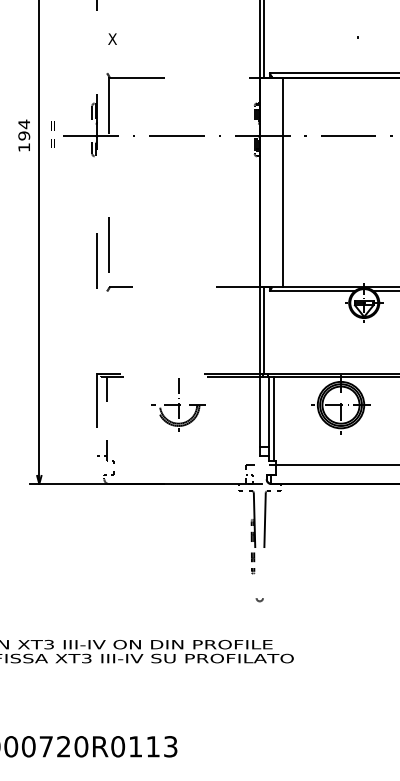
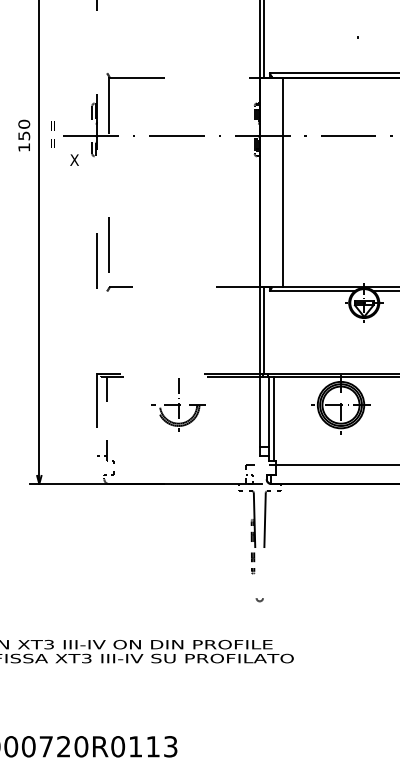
text position: (112, 38) -> (74, 159) (74, 159)
text: 194 -> 150 (24, 129)
